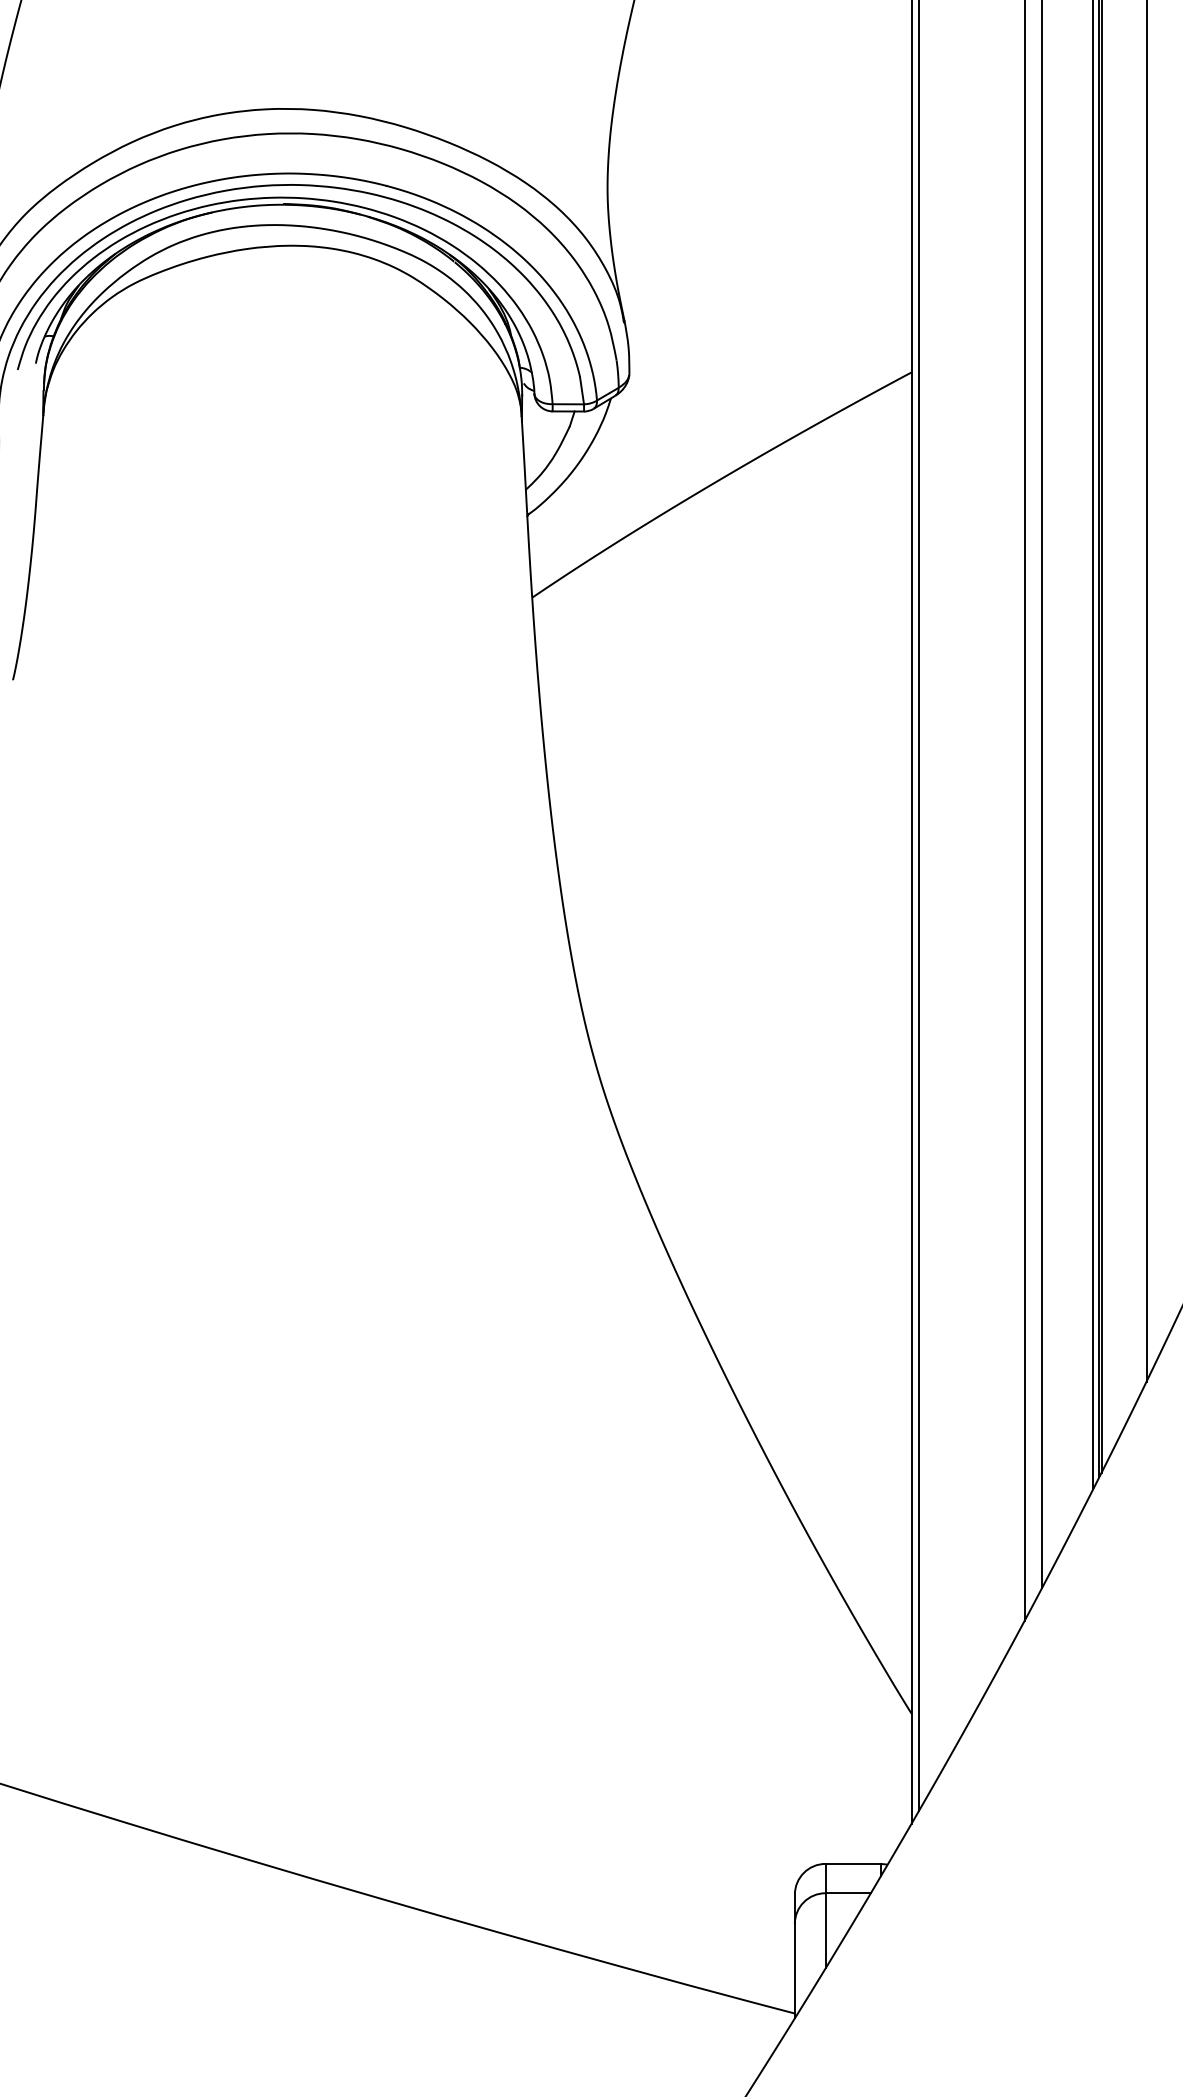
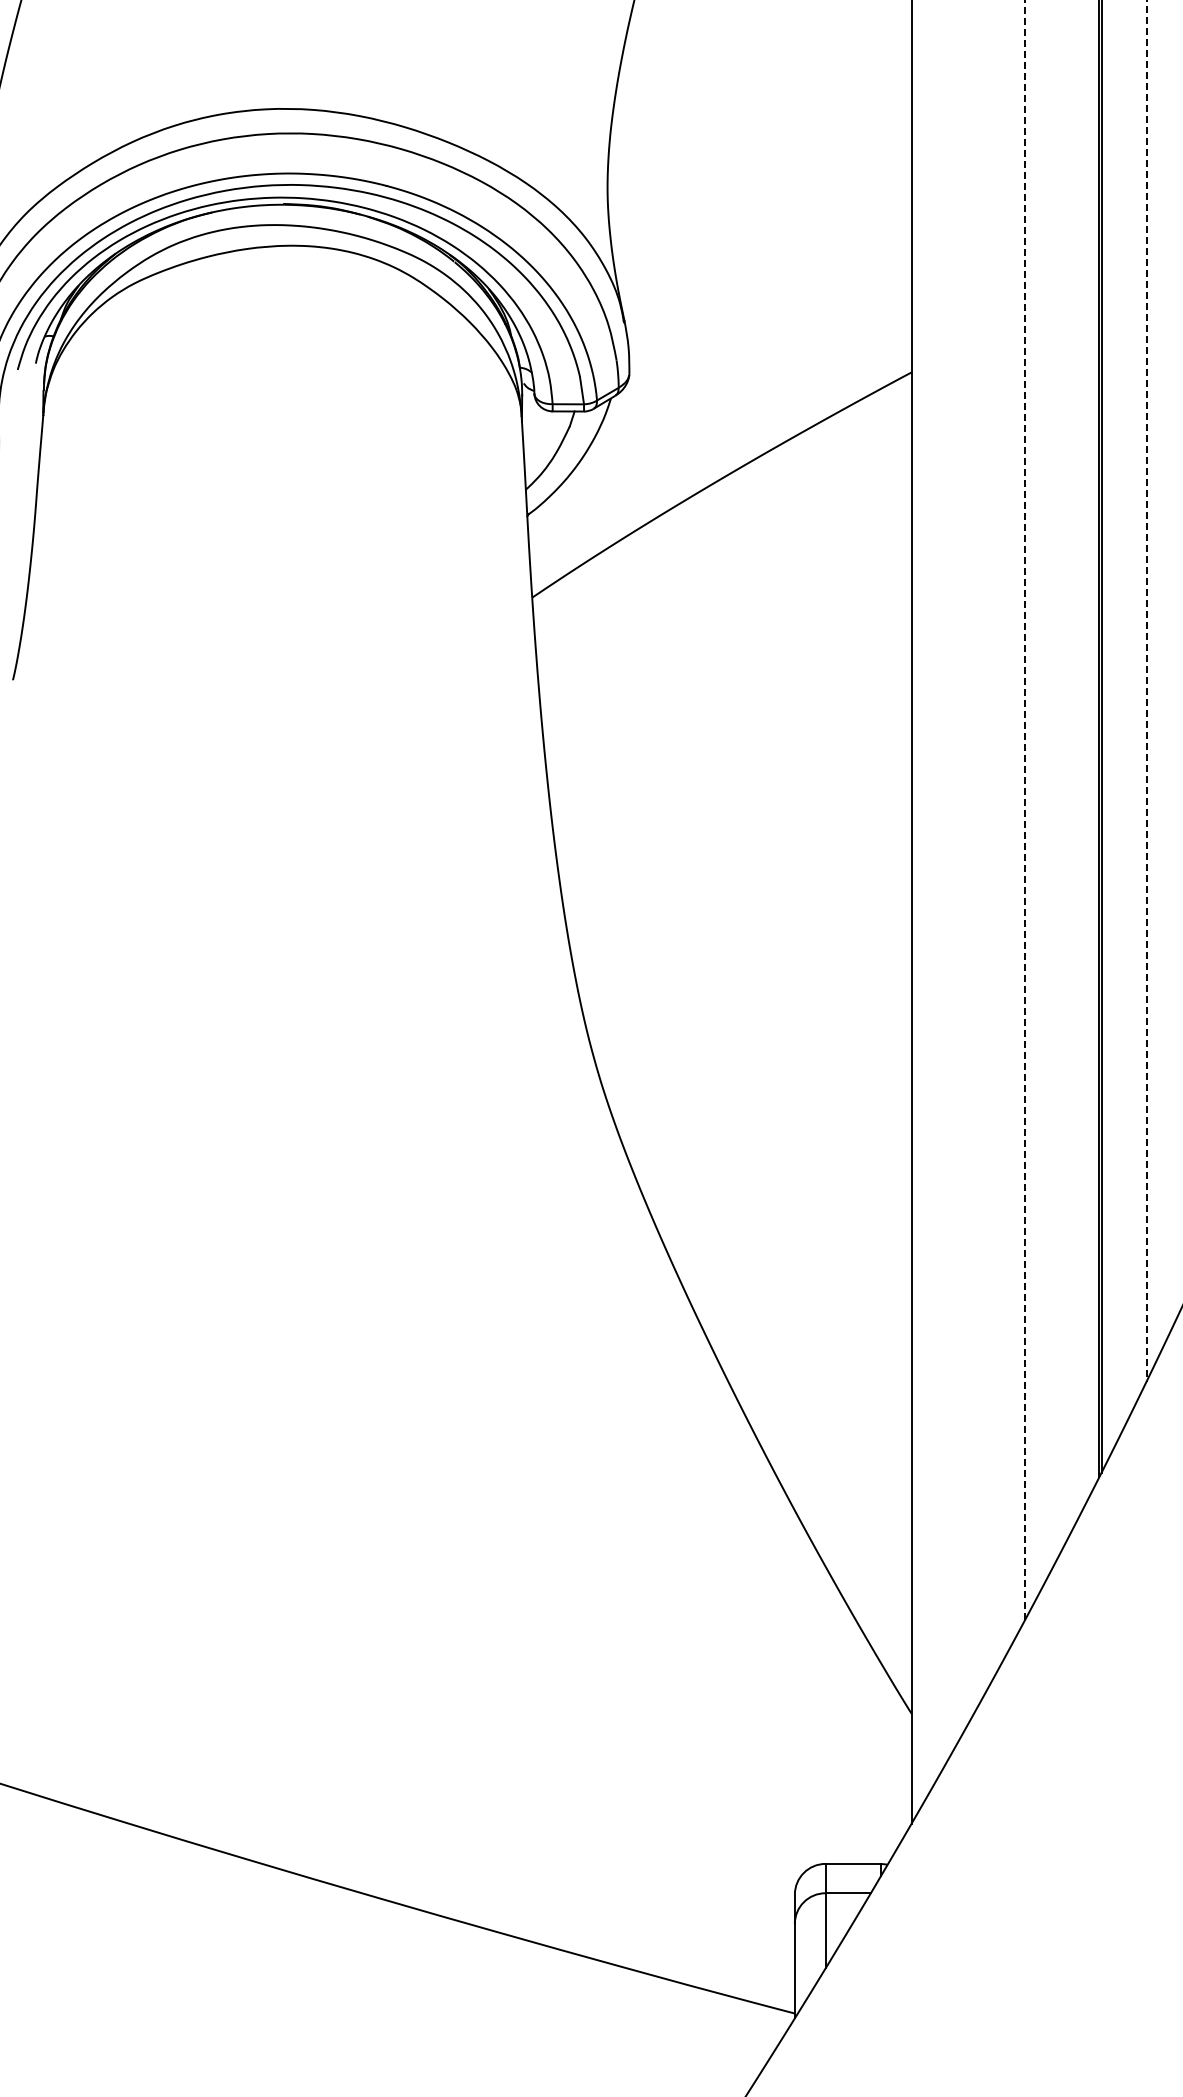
line: solid -> dashed (1146, 692)
line: present -> none (1093, 745)
line: present -> none (1042, 794)
line: solid -> dashed (1024, 811)
line: present -> none (918, 906)
